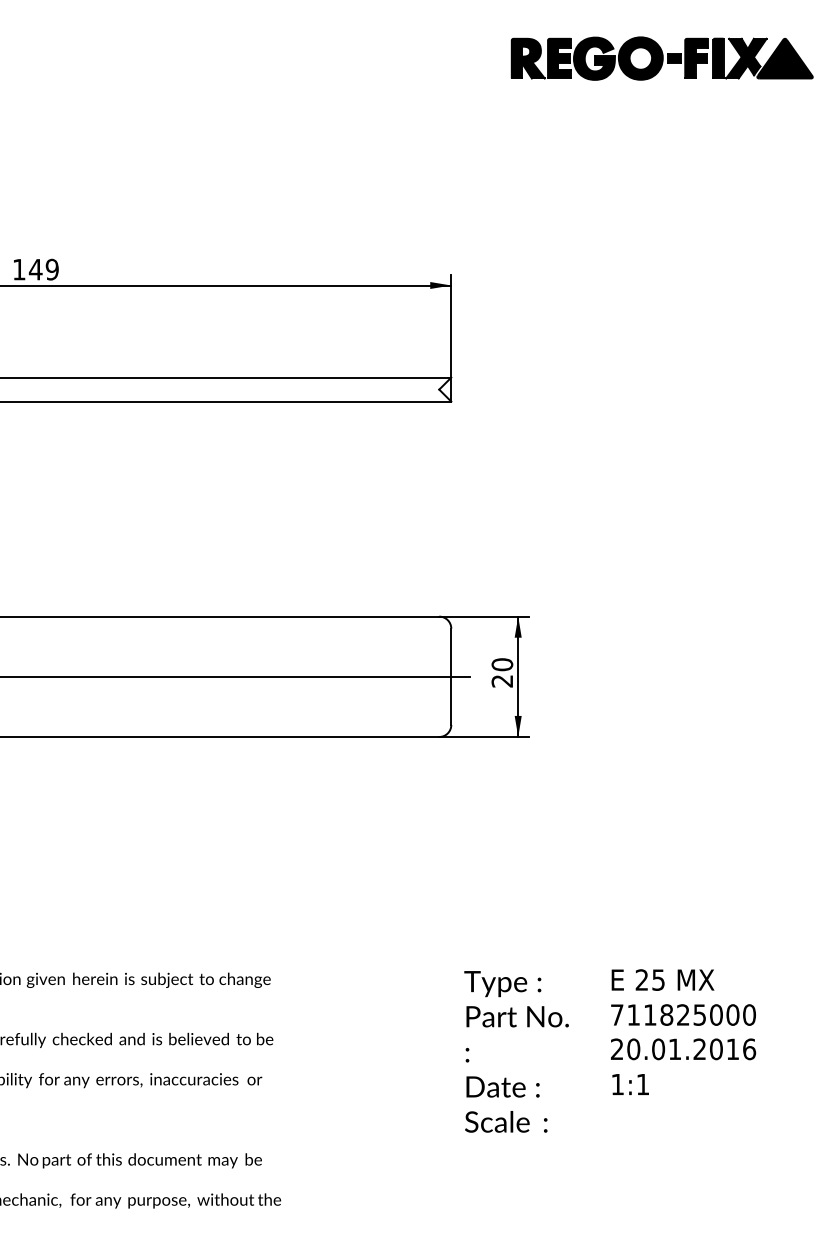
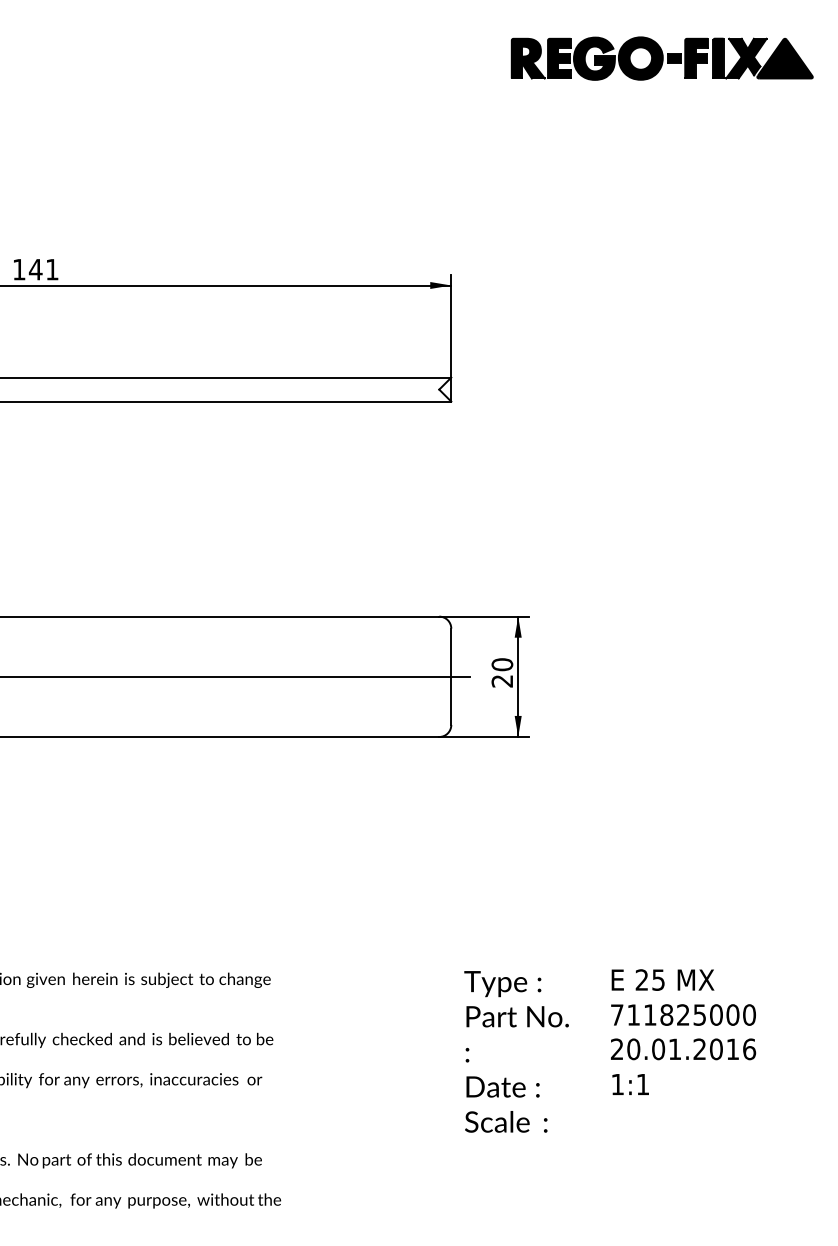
text: 149 -> 141 (51, 269)
